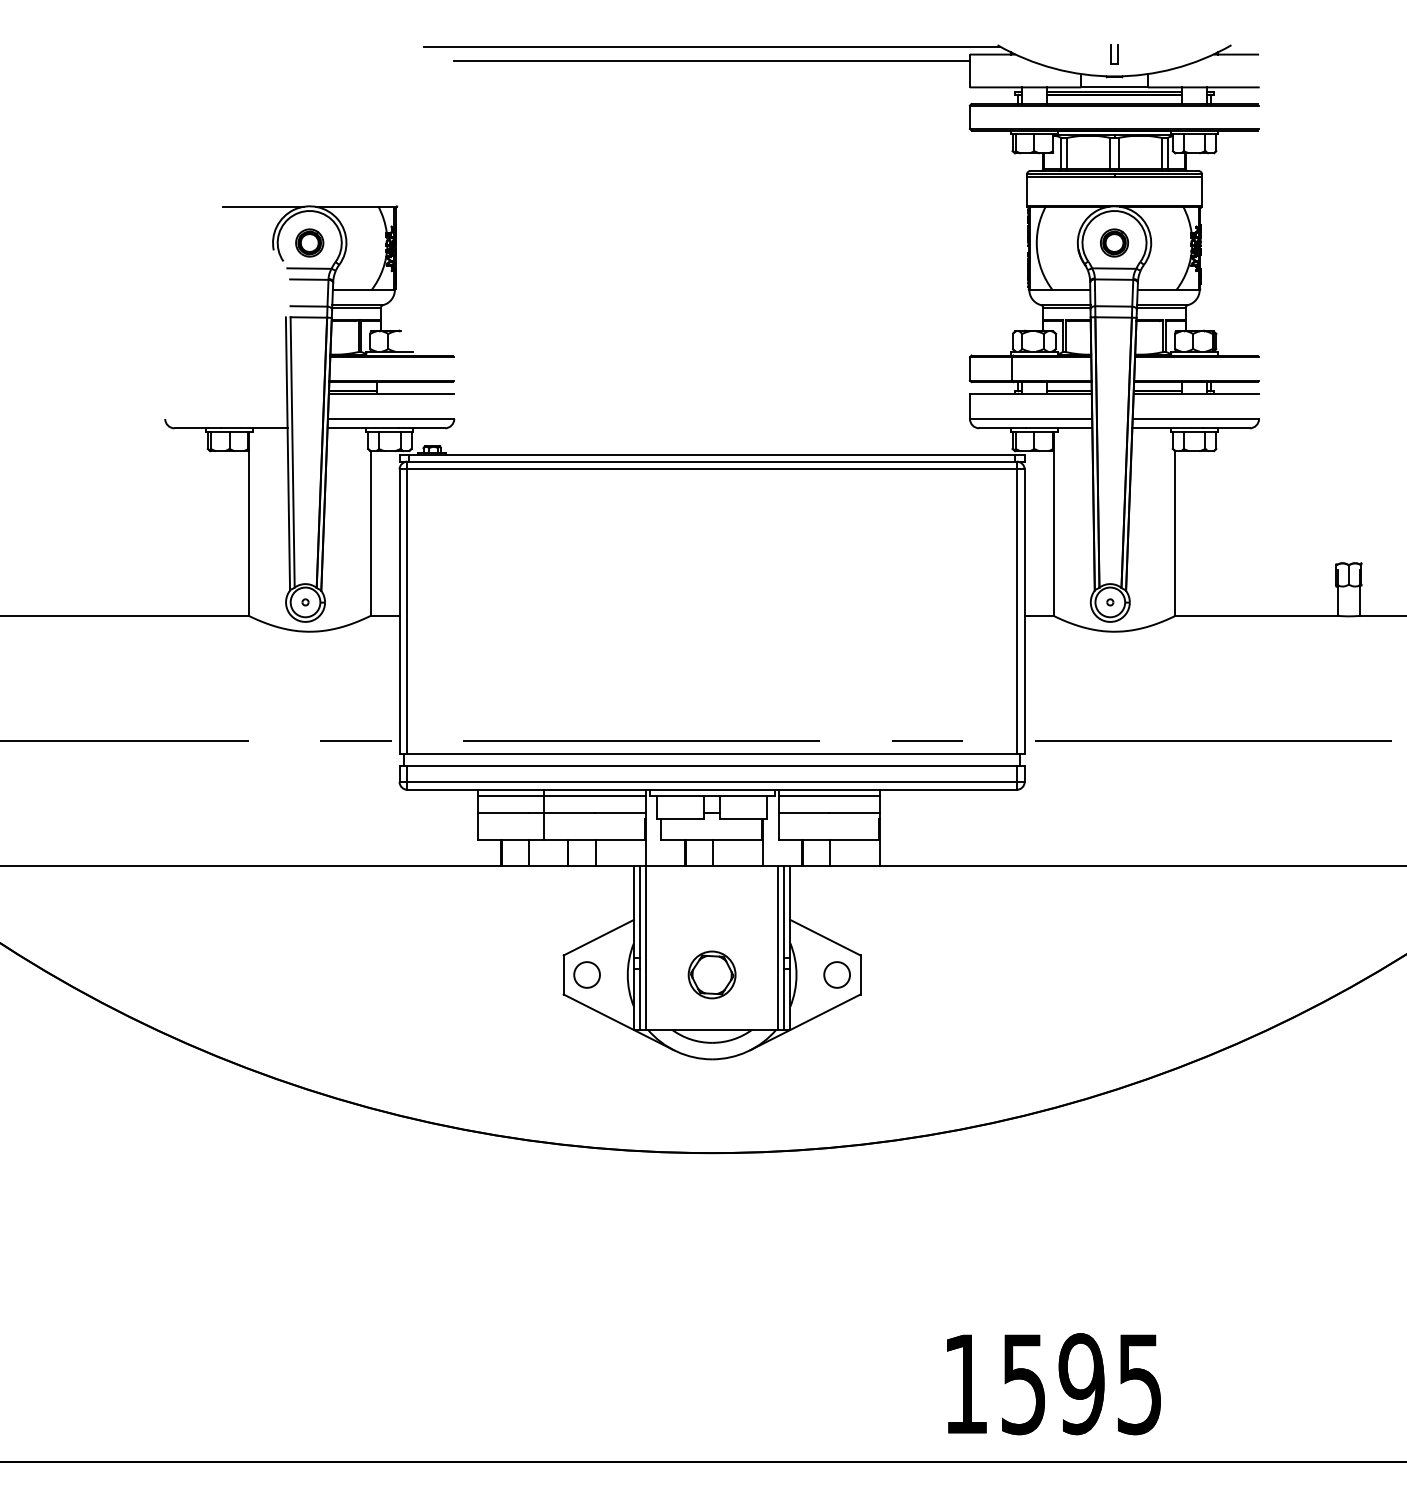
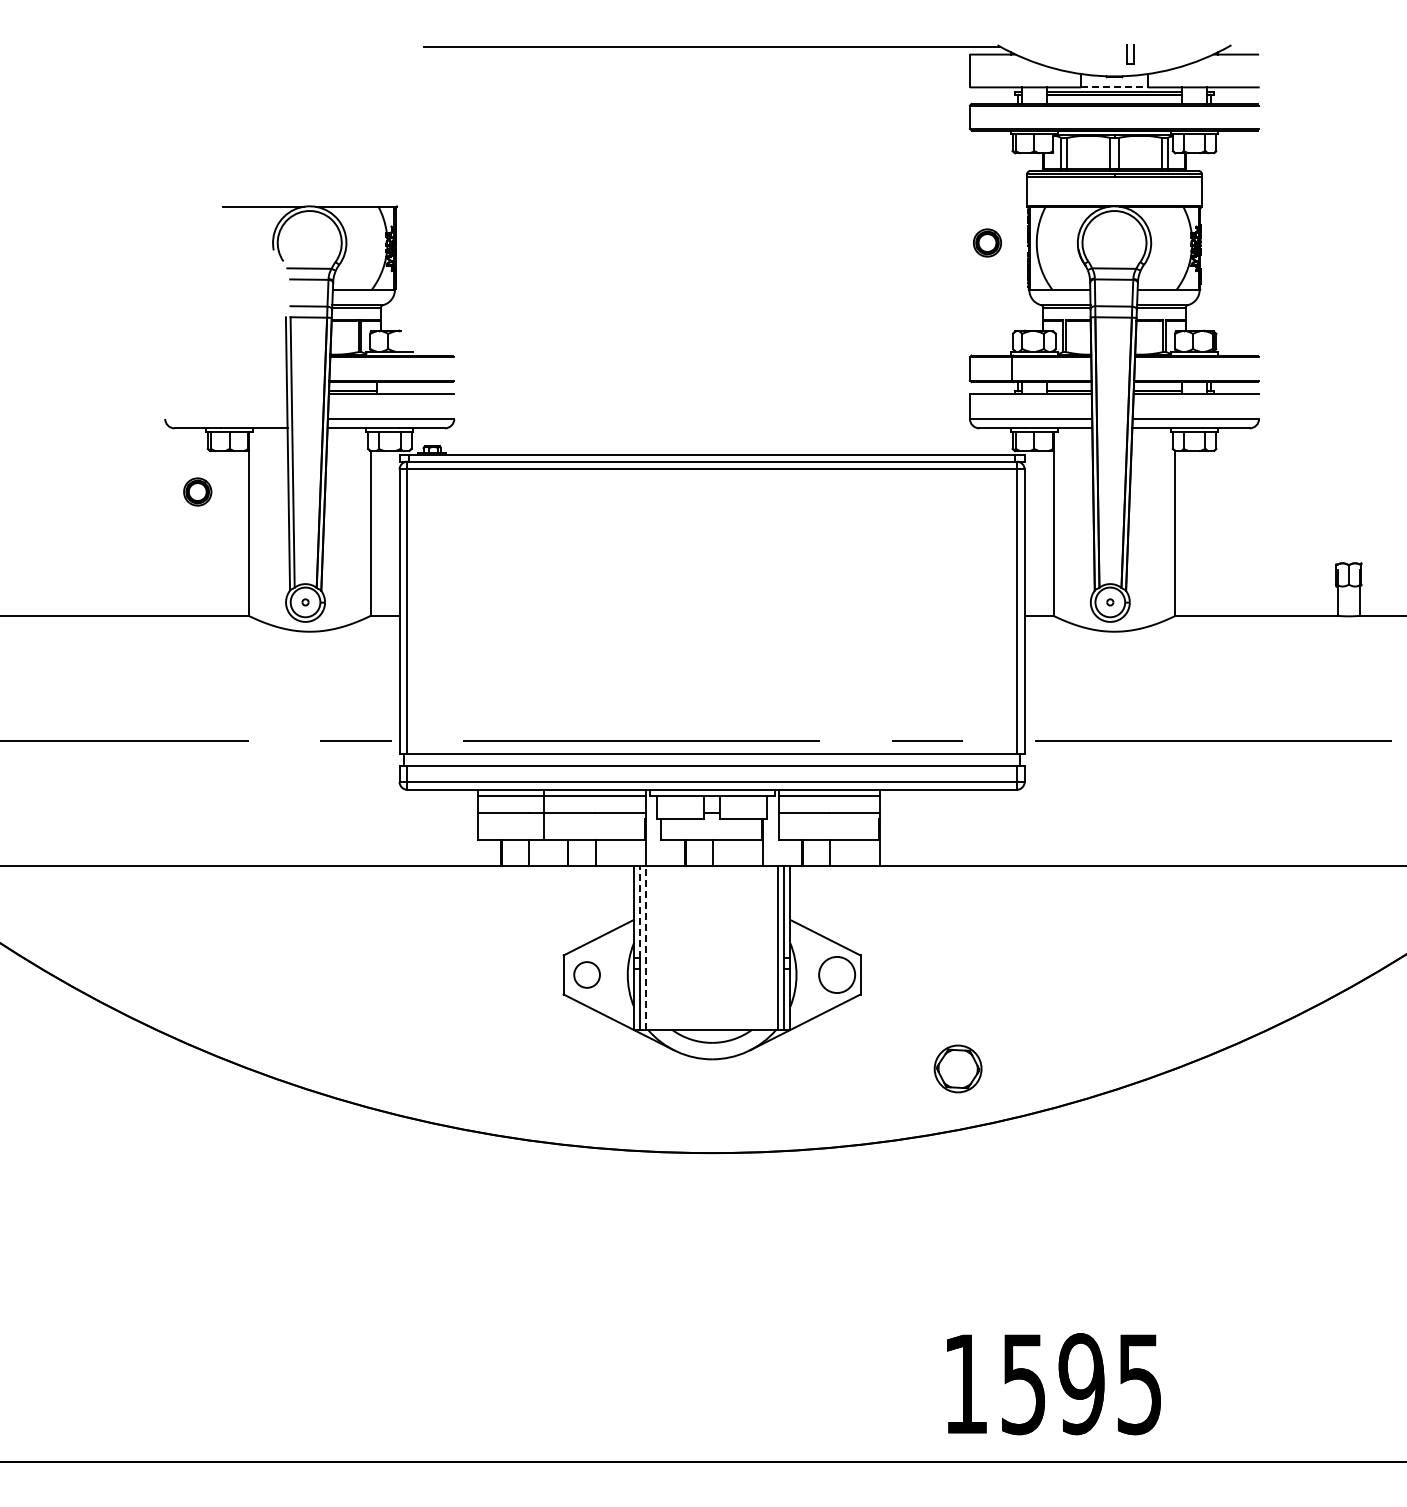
part position: (1114, 54) -> (1130, 54) (1130, 54)
line: present -> none (711, 60)
line: solid -> dashed (1115, 87)
part position: (309, 242) -> (197, 491) (197, 491)
part position: (1114, 242) -> (987, 242) (987, 242)
line: solid -> dashed (640, 911)
line: solid -> dashed (646, 947)
part position: (711, 974) -> (957, 1068) (957, 1068)
circle diameter: 26 px -> 36 px (837, 974)
